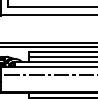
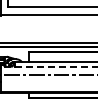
line: present -> none (61, 57)
line: solid -> dashed (49, 66)
